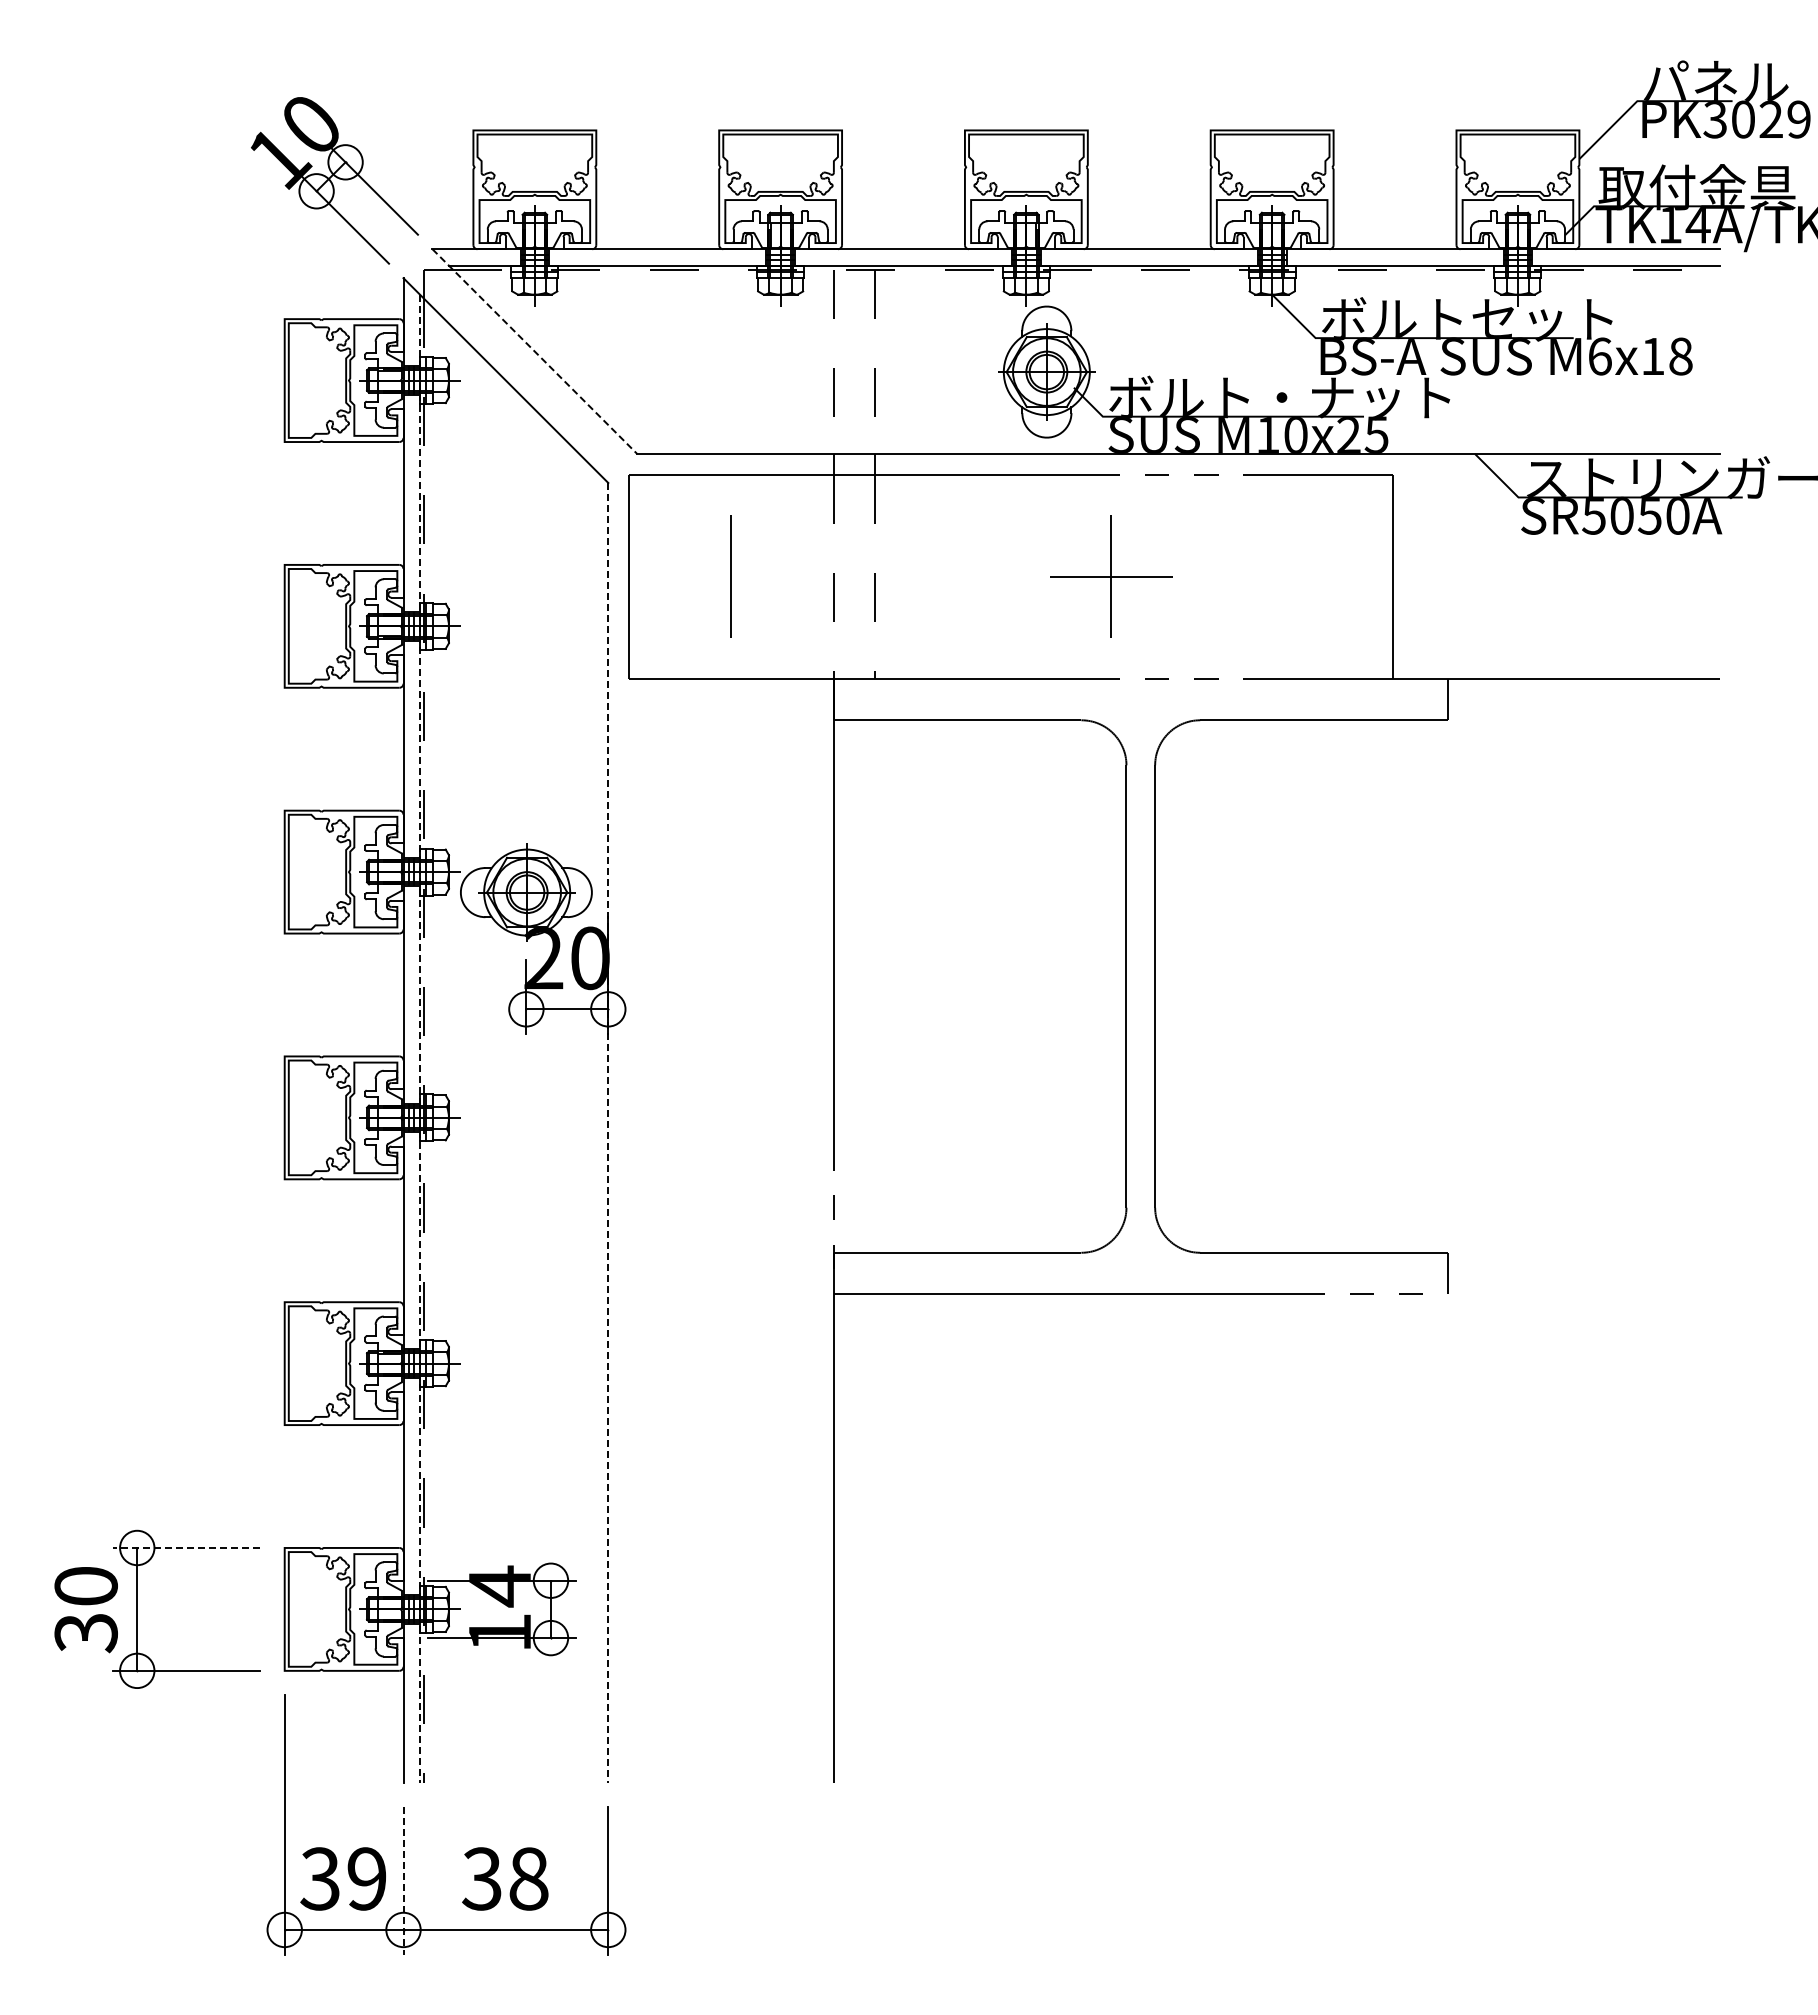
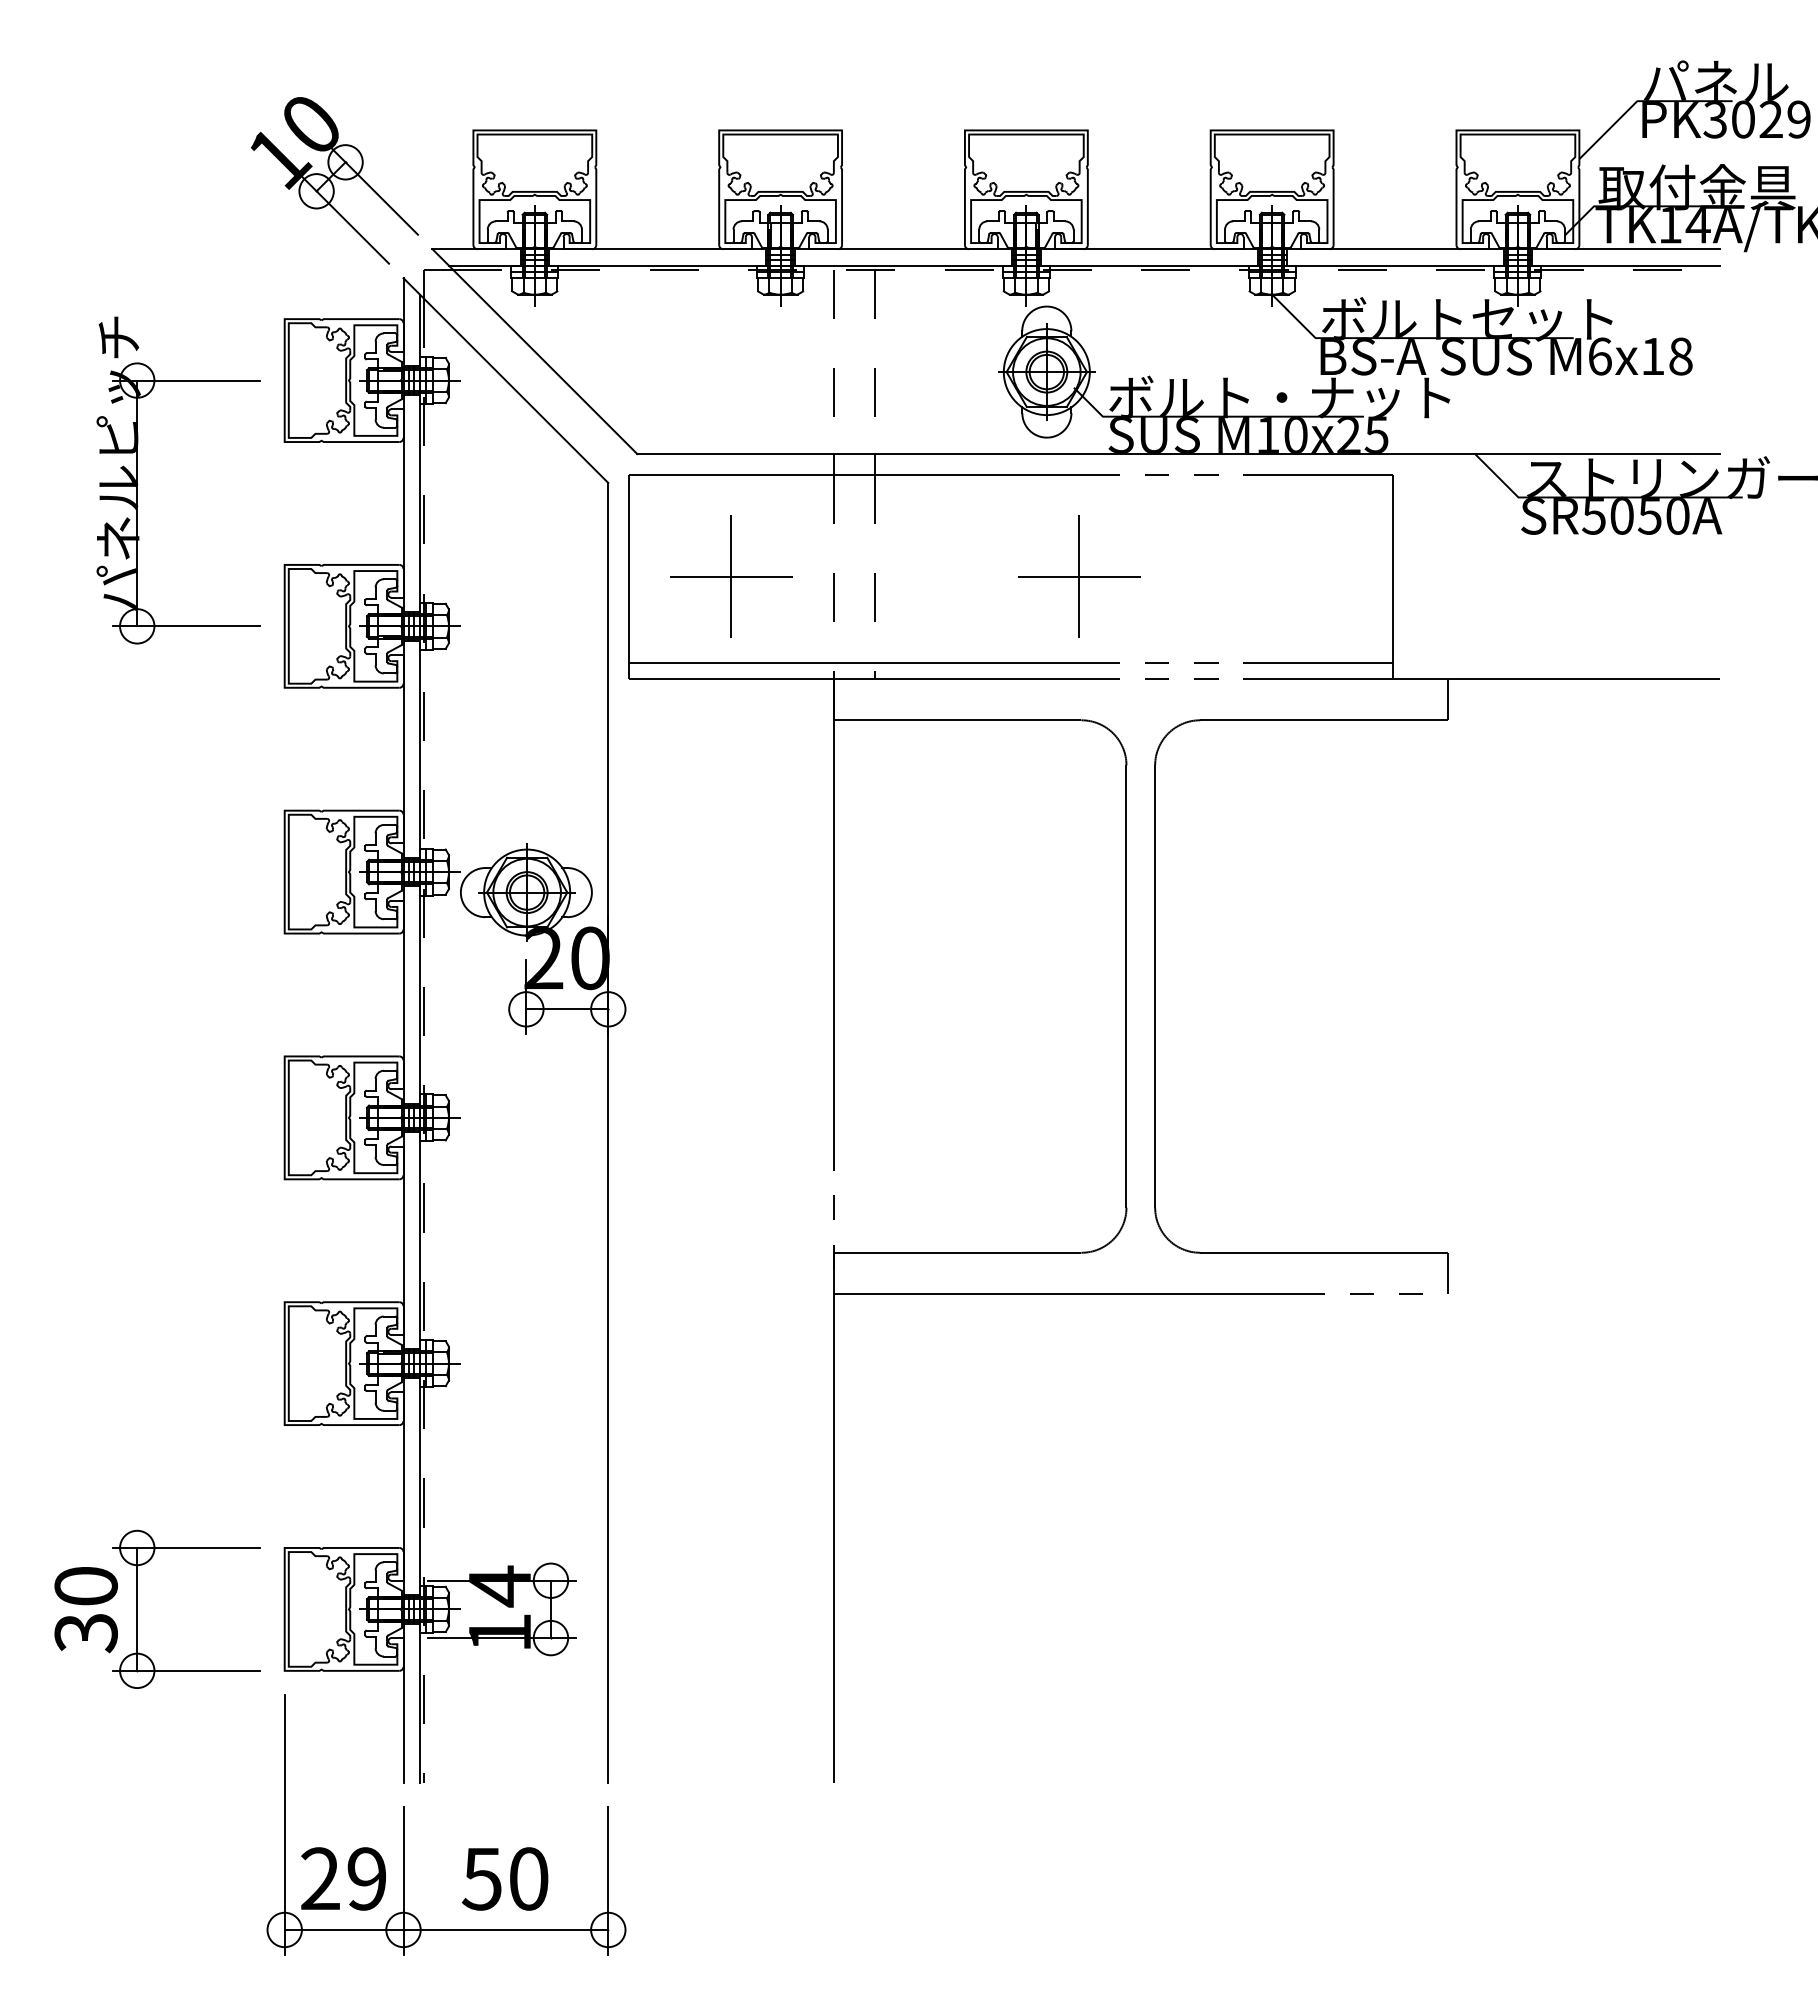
line: dashed -> solid (534, 351)
part: none -> present (138, 484)
line: none -> present (730, 576)
part position: (1111, 576) -> (1079, 576) (1079, 576)
line: none -> present (1010, 662)
line: dashed -> solid (419, 1038)
line: dashed -> solid (608, 1132)
line: dashed -> solid (186, 1547)
text: 39 -> 29 (319, 1878)
text: 38 -> 50 (504, 1878)
line: dashed -> solid (403, 1880)
